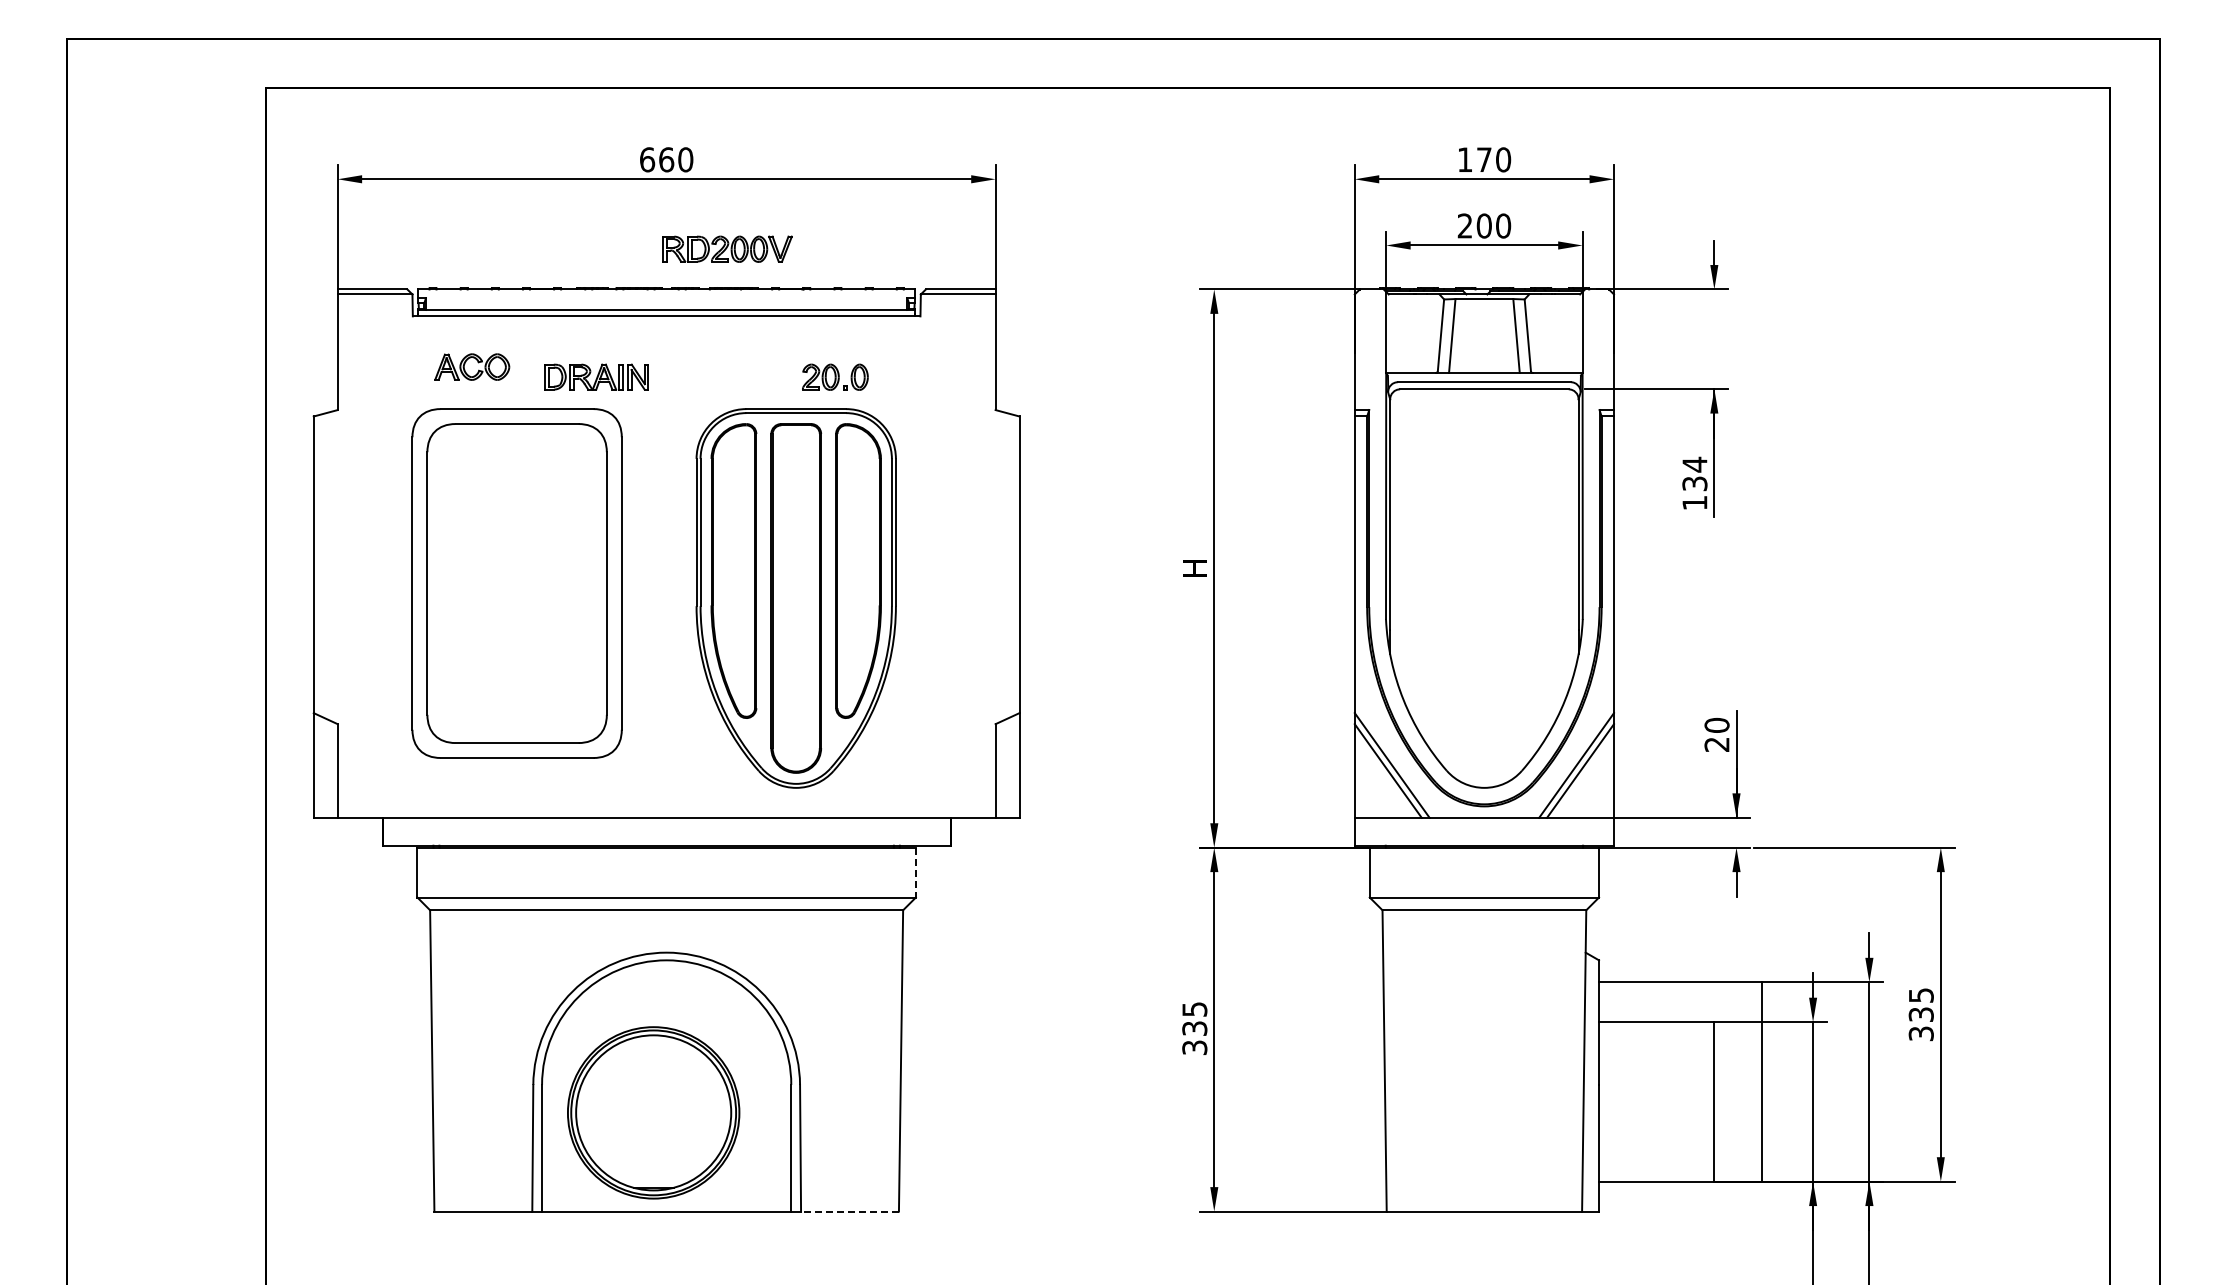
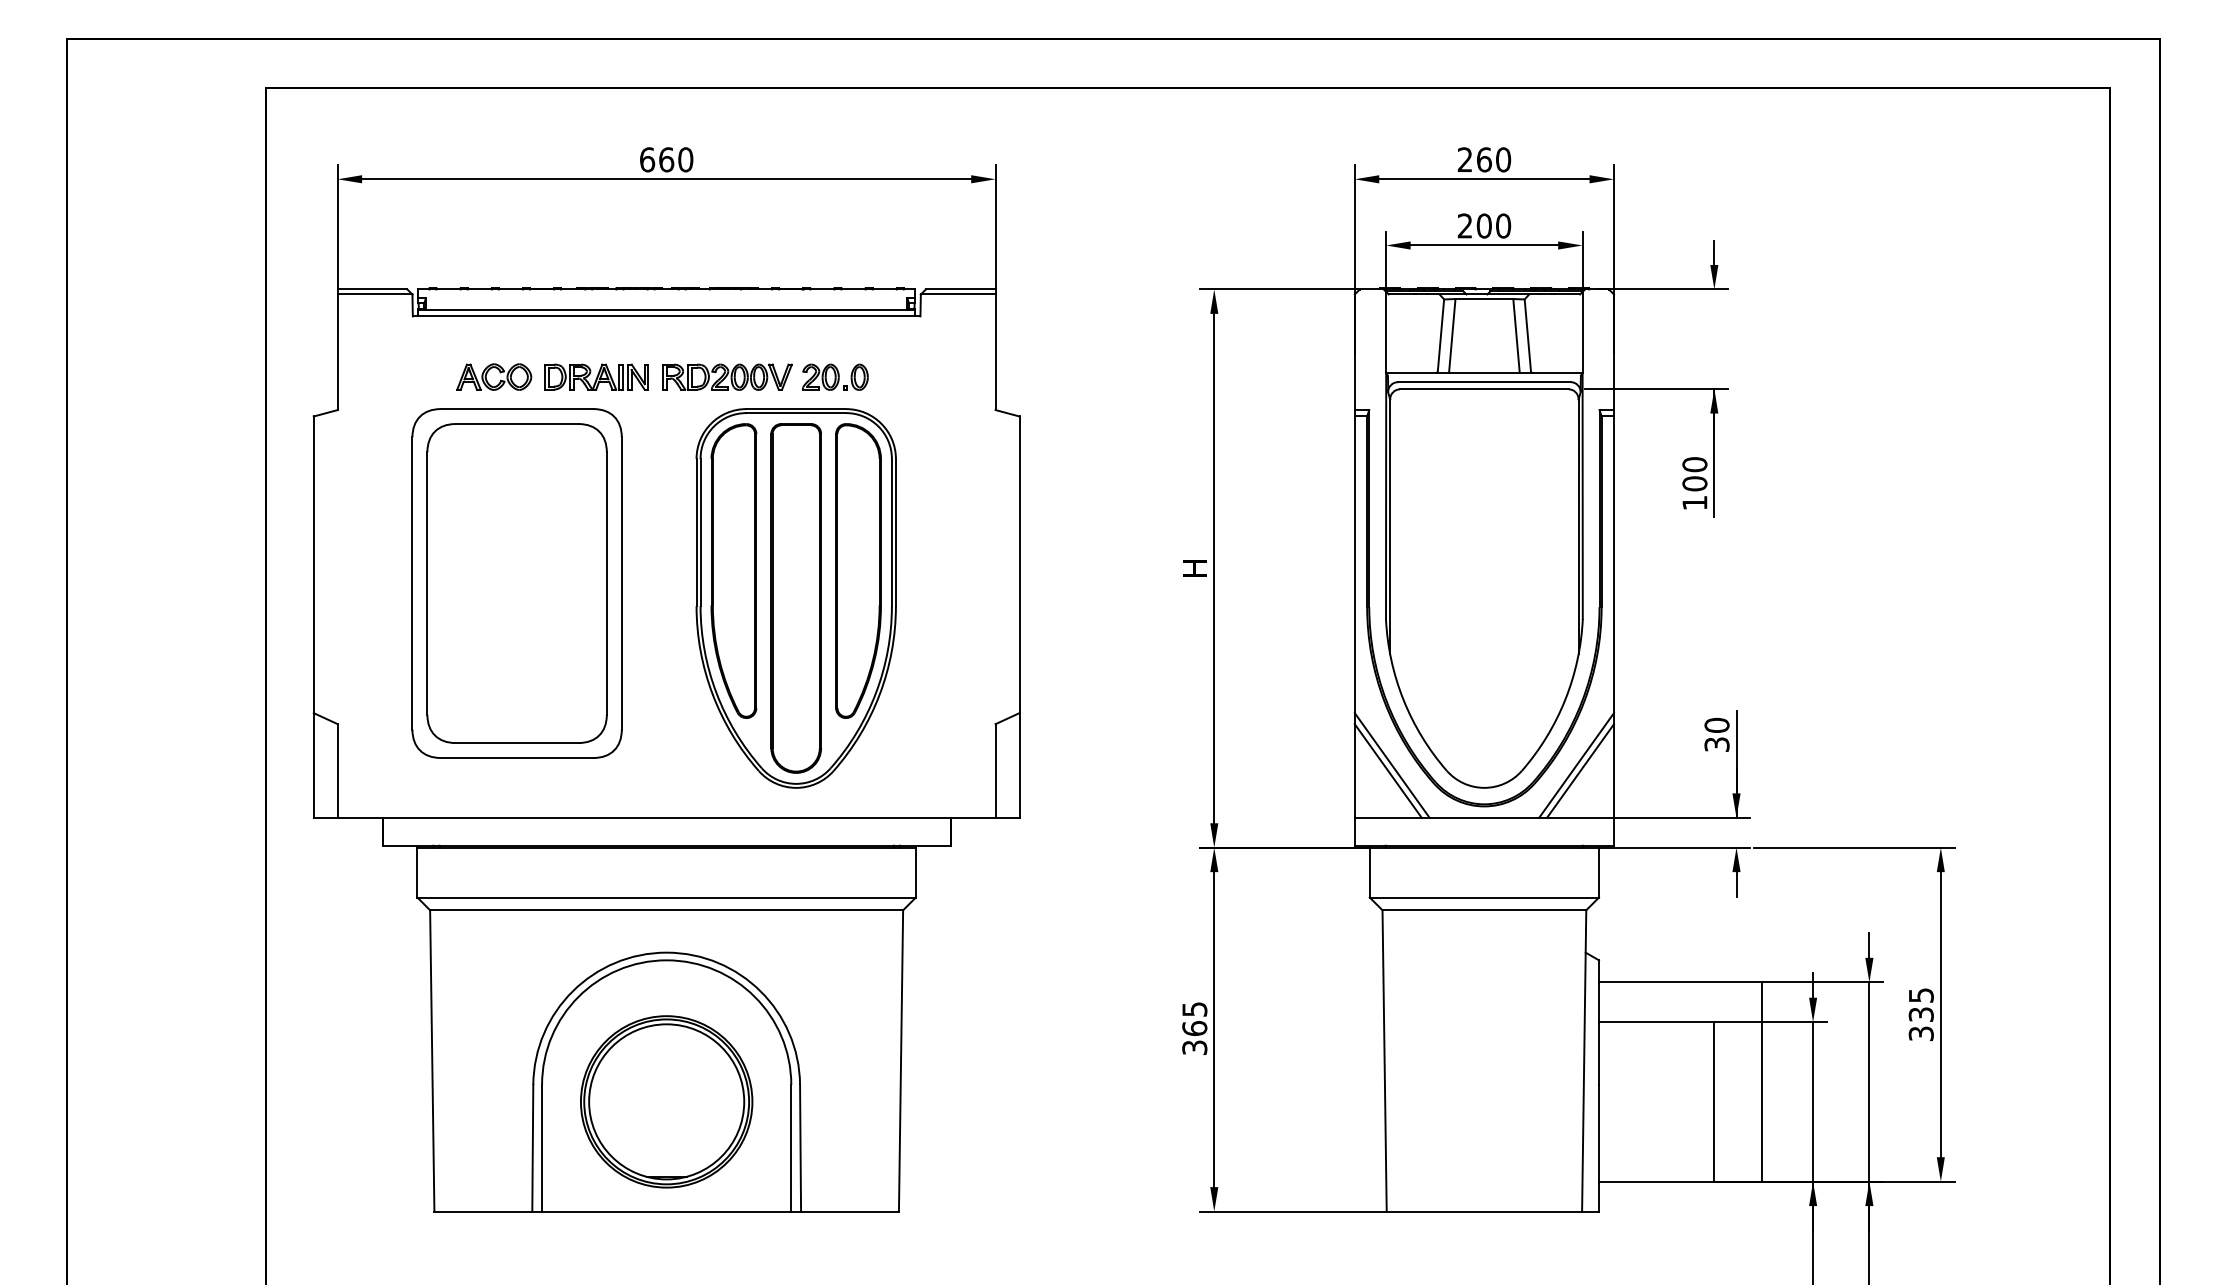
text: 170 -> 260 (1474, 159)
part position: (727, 248) -> (727, 376) (727, 376)
part position: (477, 362) -> (499, 372) (499, 372)
text: 134 -> 100 (1694, 473)
text: 20 -> 30 (1716, 744)
line: dashed -> solid (915, 872)
text: 335 -> 365 (1194, 1028)
part position: (653, 1112) -> (666, 1101) (666, 1101)
line: dashed -> solid (850, 1211)
